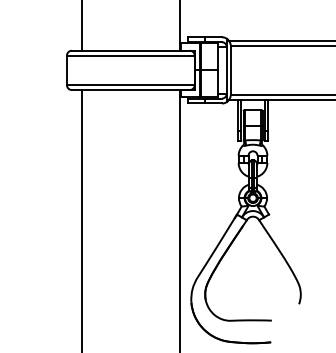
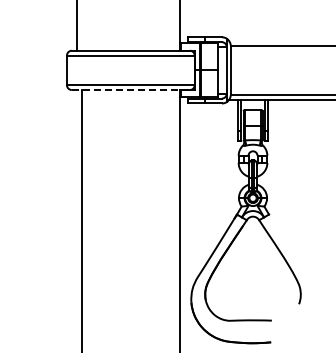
line position: (81, 26) -> (76, 26) (76, 26)
line: present -> none (280, 40)
line: solid -> dashed (130, 90)
